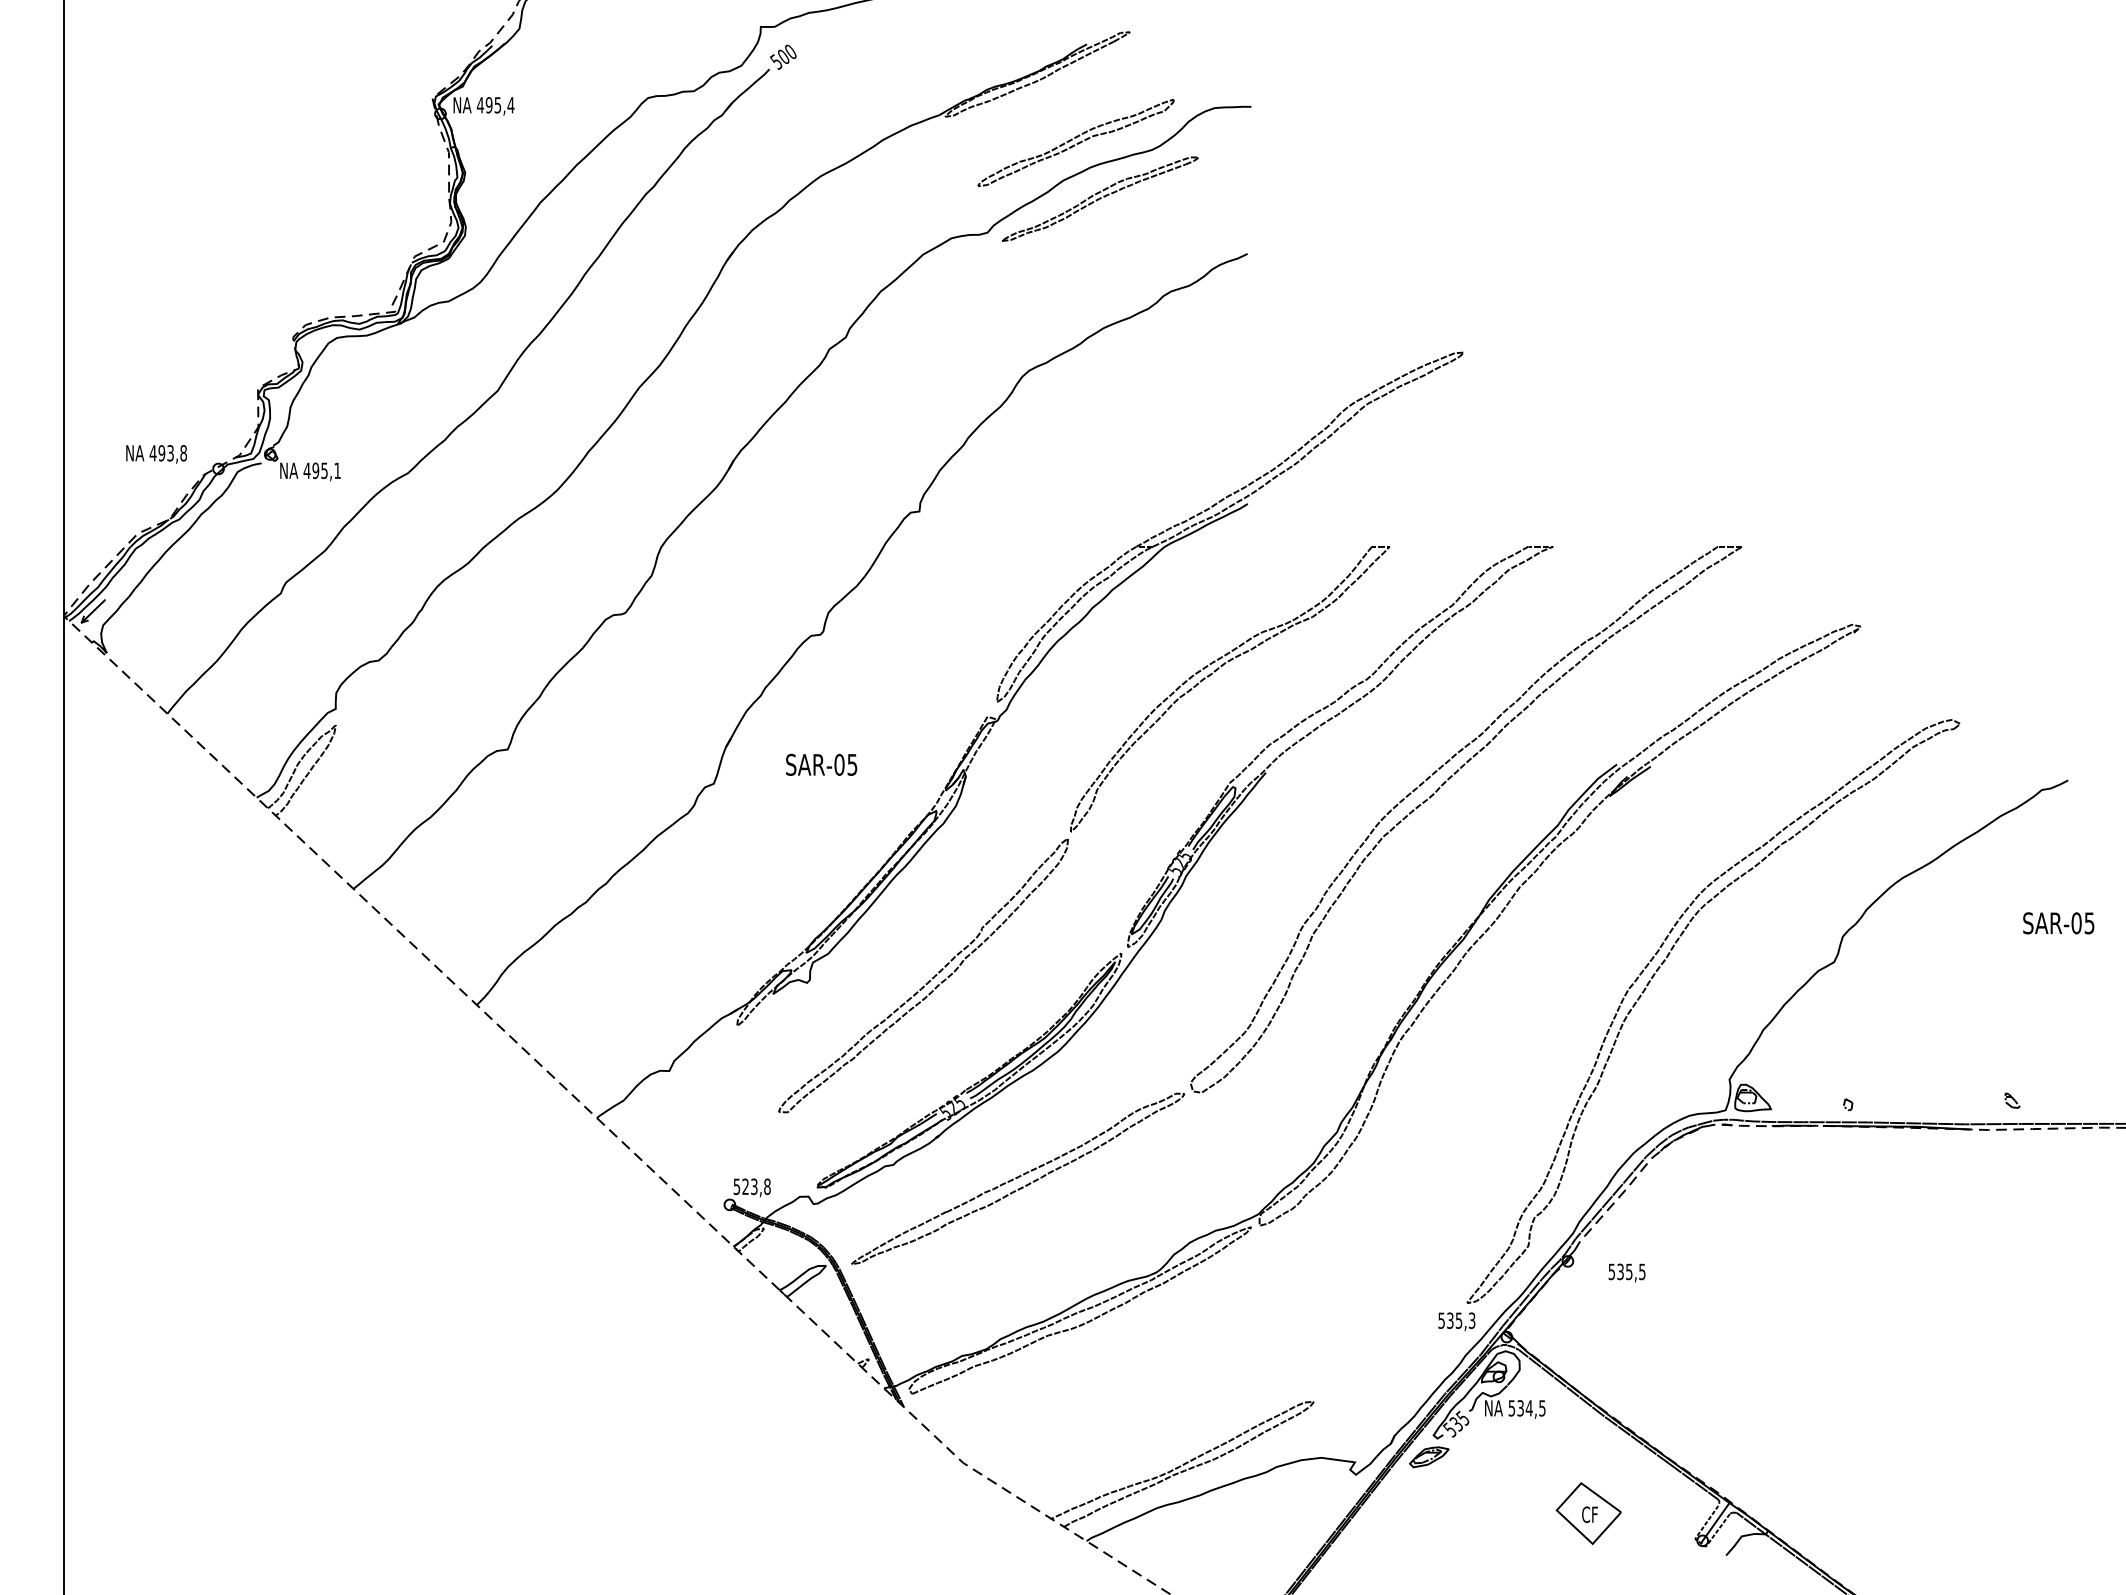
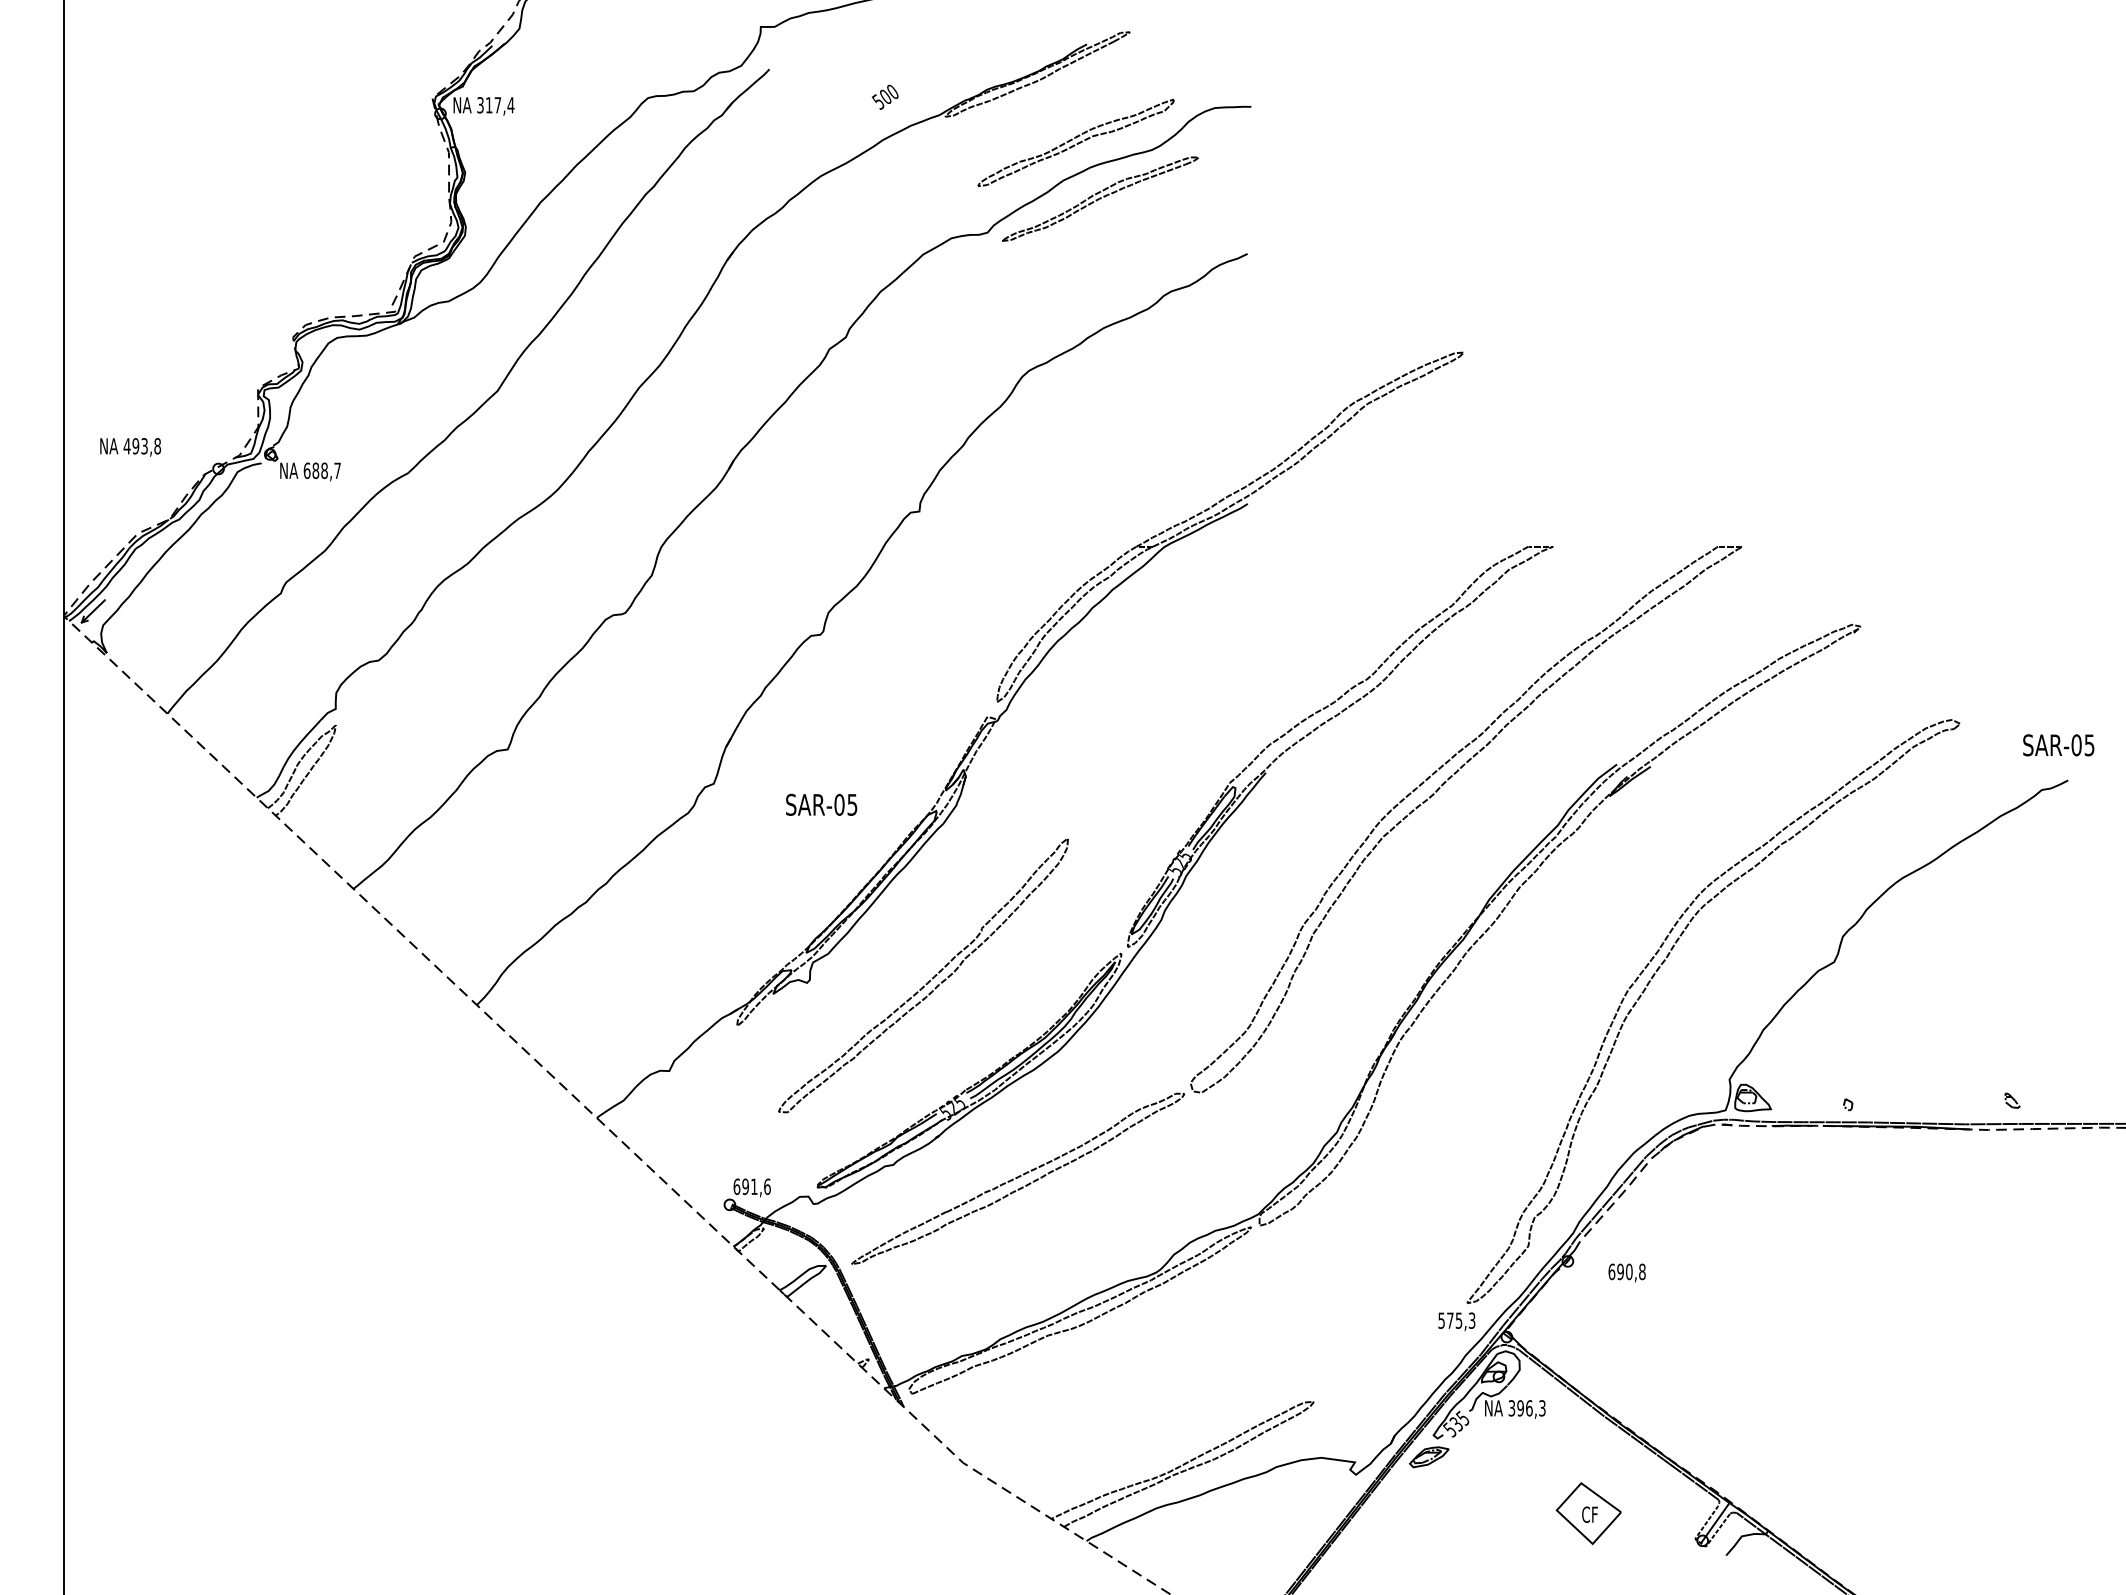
text position: (783, 56) -> (885, 96) (885, 96)
text: 495,4 -> 317,4 (488, 105)
text position: (156, 454) -> (130, 447) (130, 447)
text: 495,1 -> 688,7 (321, 470)
part: present -> none (1215, 672)
text position: (821, 764) -> (821, 804) (821, 804)
text position: (2058, 923) -> (2058, 745) (2058, 745)
text: 523,8 -> 691,6 (751, 1186)
text: 535,5 -> 690,8 (1626, 1271)
text: 535,3 -> 575,3 (1450, 1320)
text: 534,5 -> 396,3 (1527, 1408)
